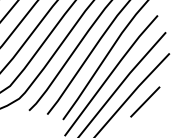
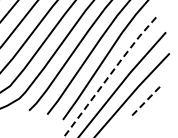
line: solid -> dashed (111, 73)
line: solid -> dashed (144, 102)
